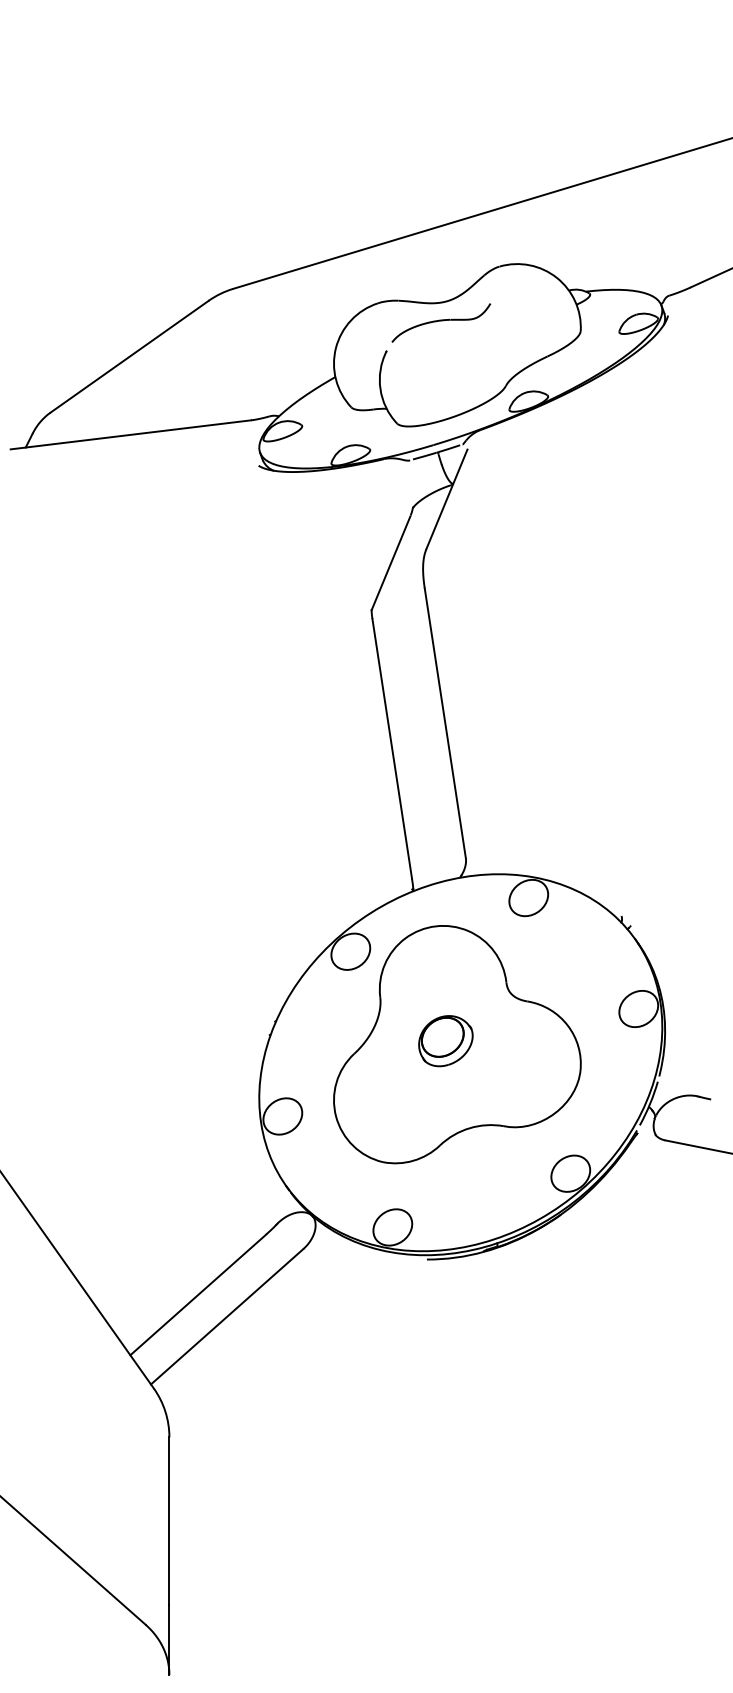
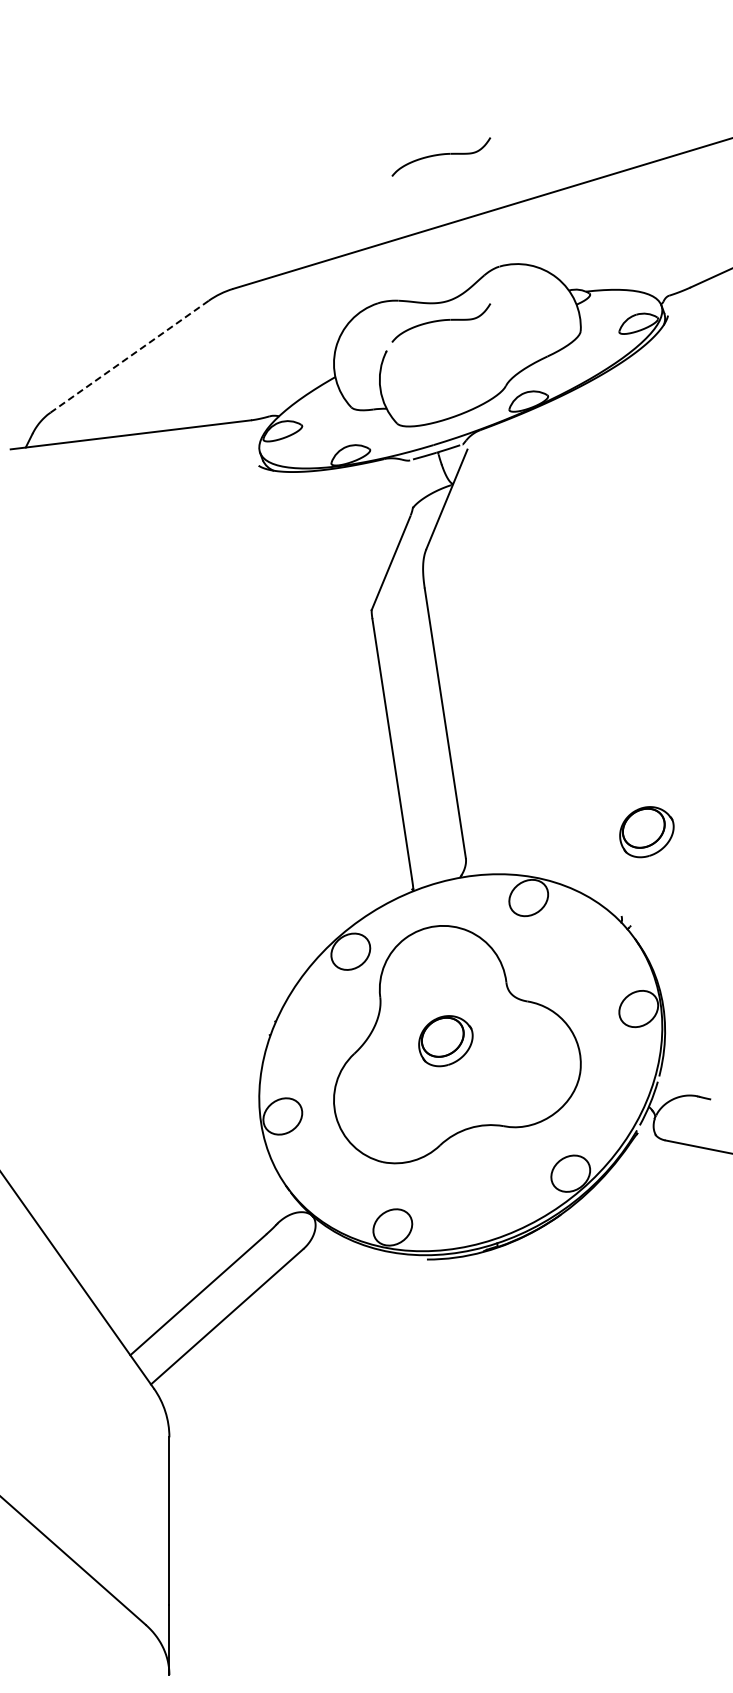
part: none -> present (441, 156)
line: solid -> dashed (129, 356)
part: none -> present (646, 832)
